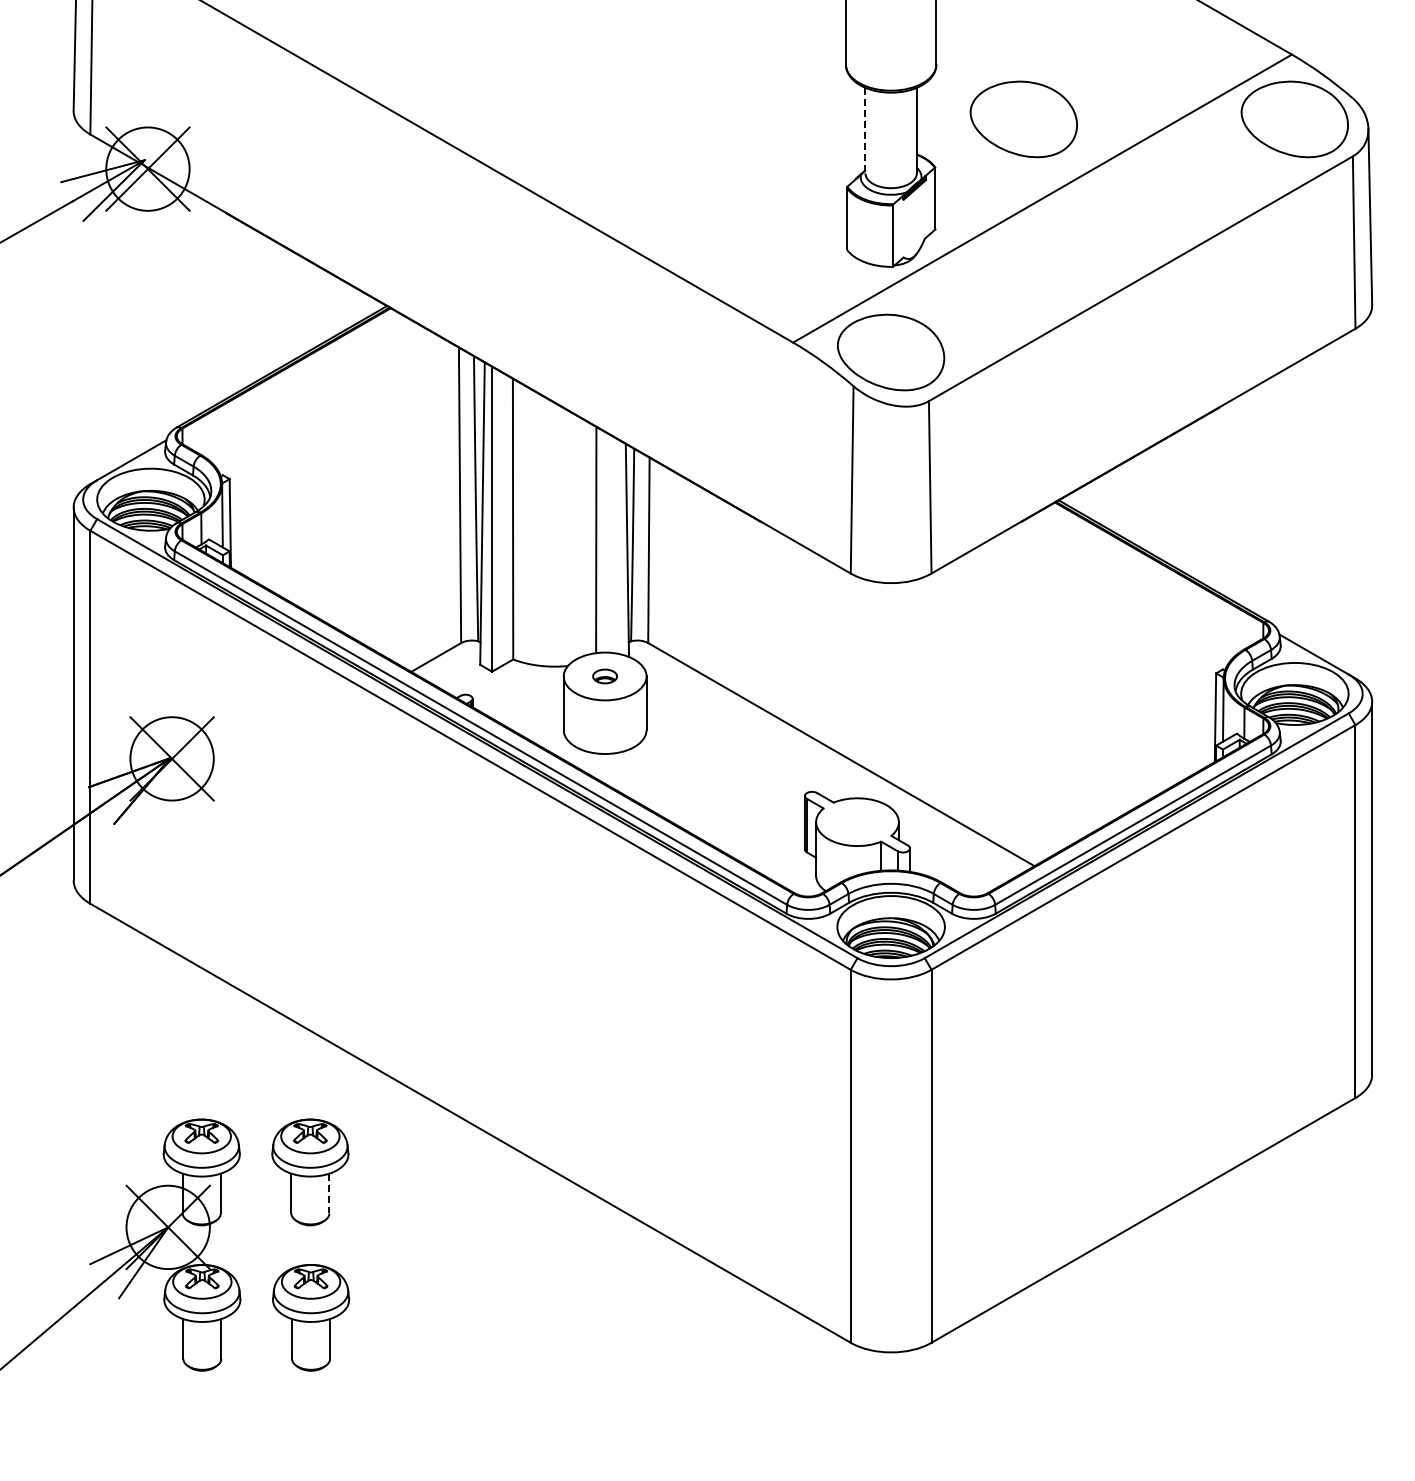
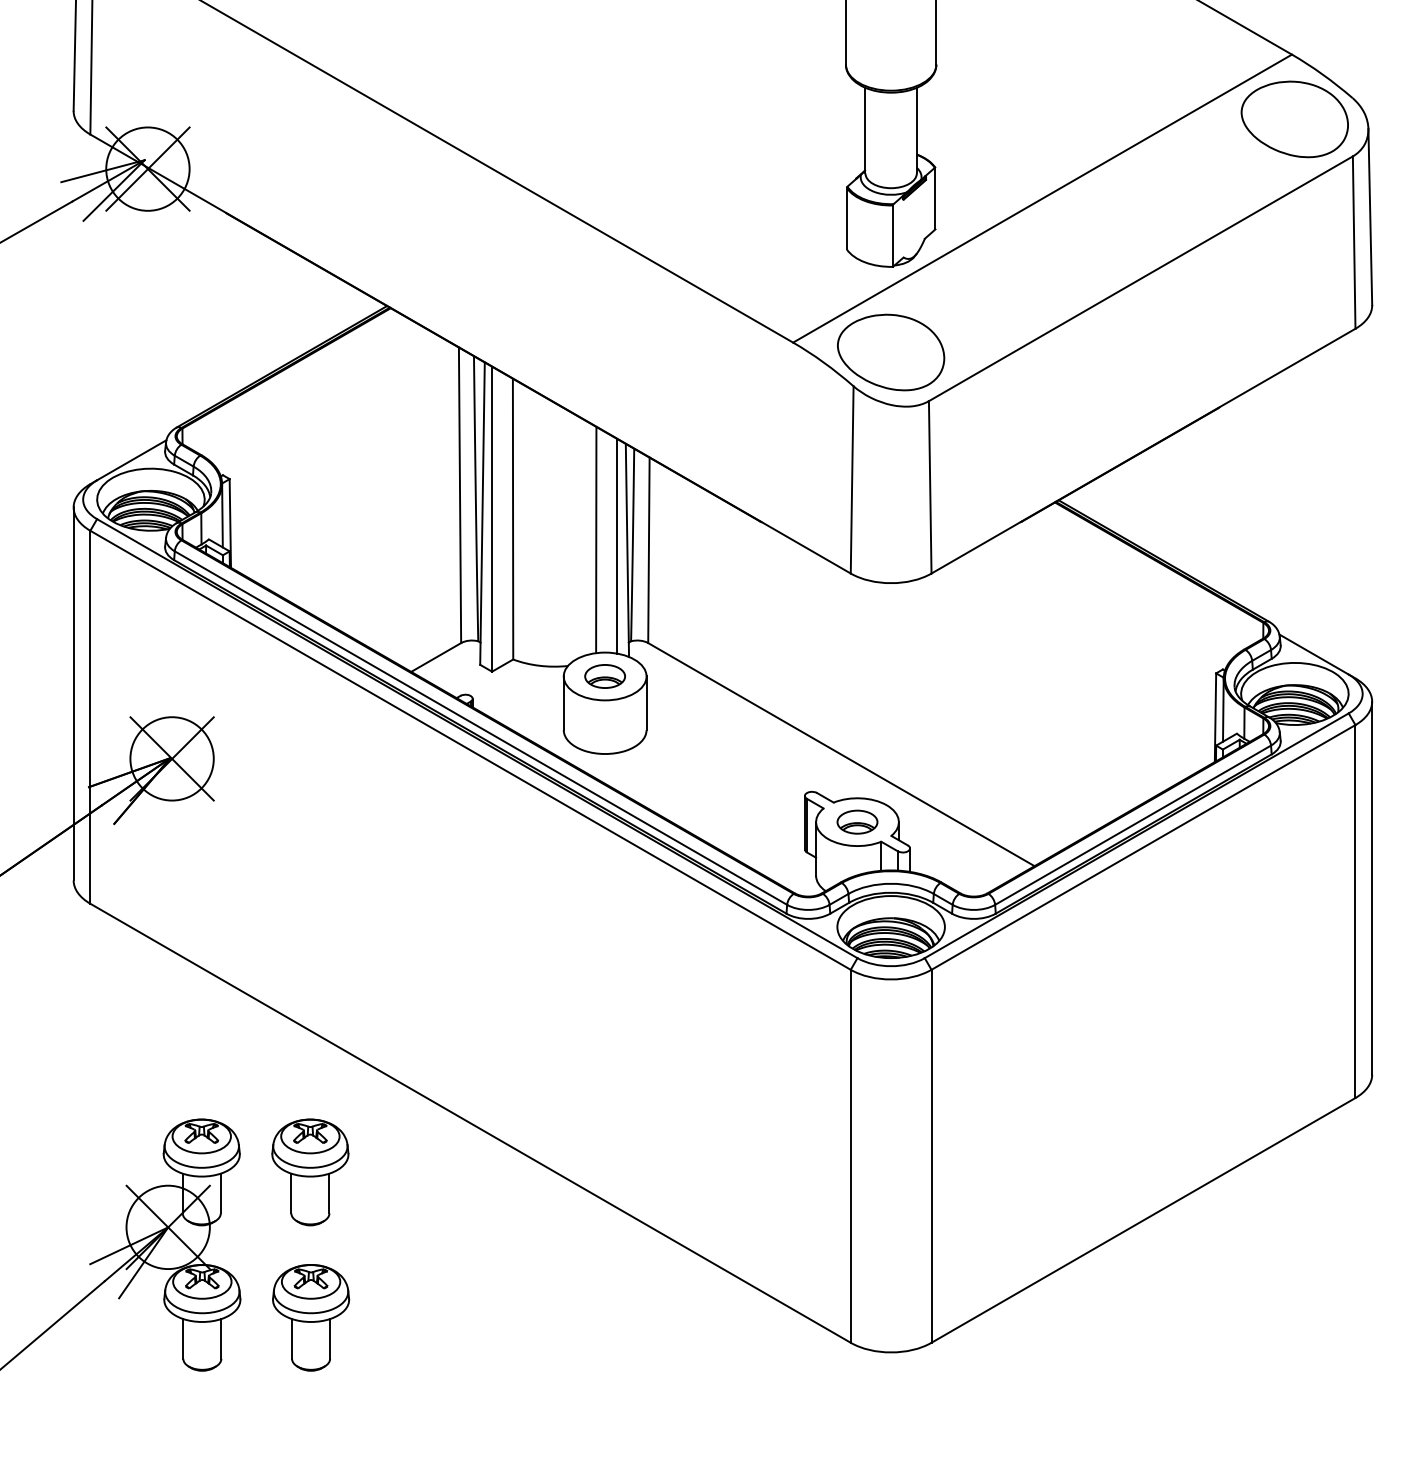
part: present -> none (1023, 119)
line: dashed -> solid (865, 130)
line: none -> present (617, 546)
part size: 26x17 px -> 42x25 px (604, 676)
part: none -> present (857, 821)
line: dashed -> solid (329, 1193)
